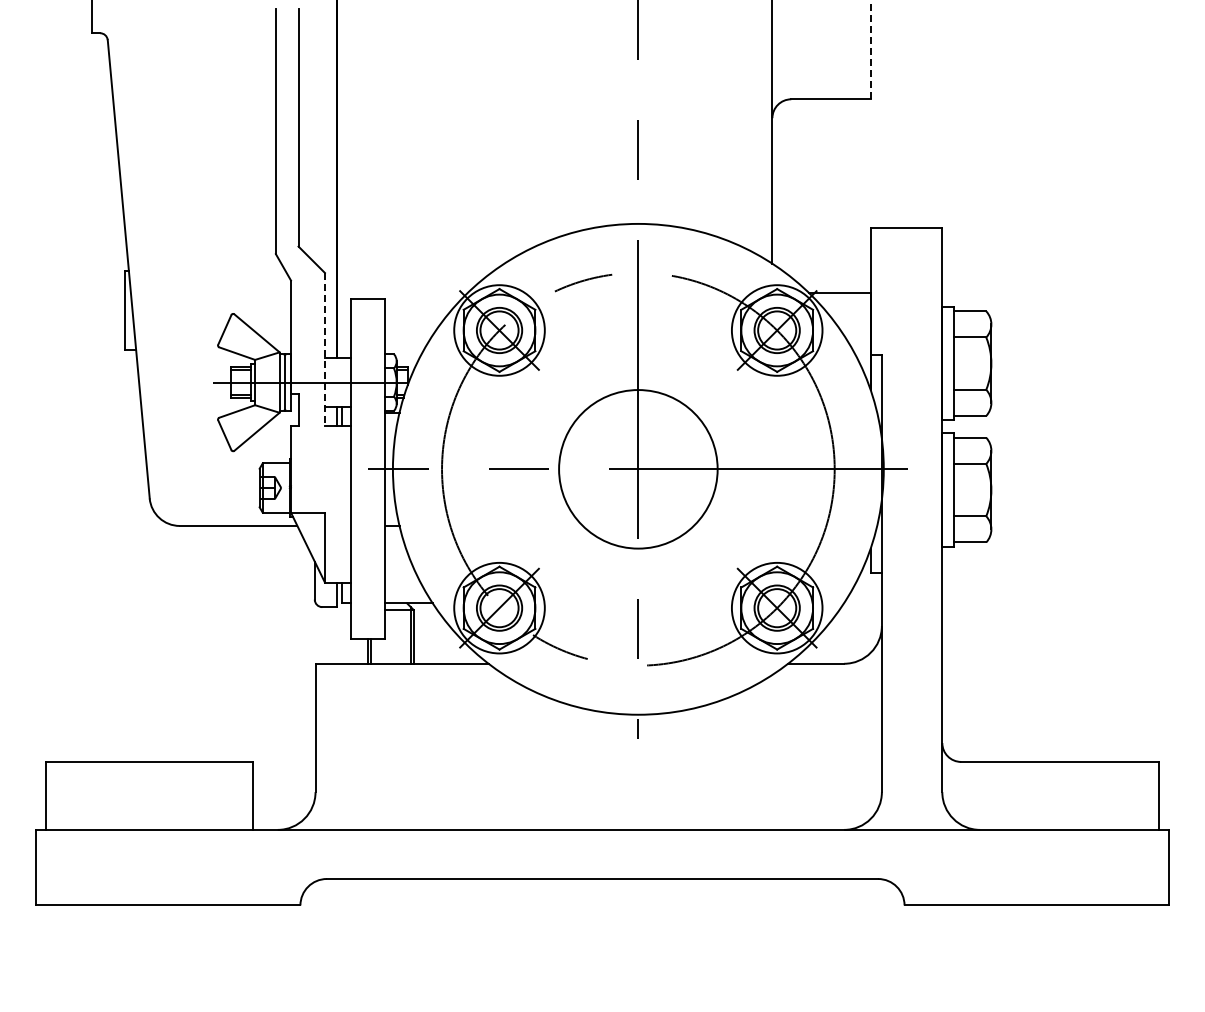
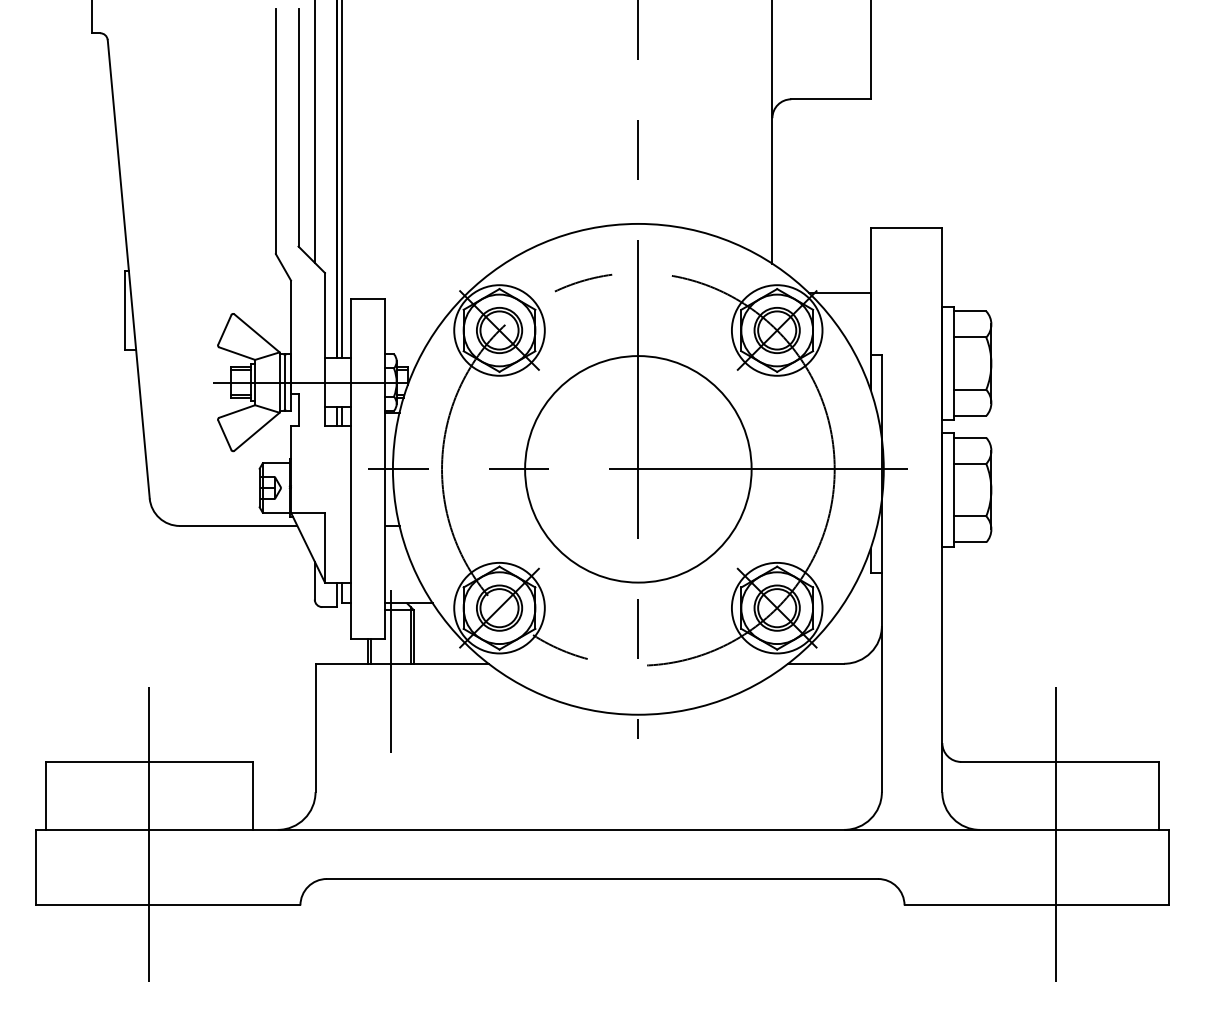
line: dashed -> solid (870, 49)
line: none -> present (314, 132)
line: none -> present (341, 180)
line: dashed -> solid (324, 349)
circle diameter: 159 px -> 227 px (638, 469)
line: none -> present (391, 671)
line: none -> present (149, 834)
line: none -> present (1055, 834)
